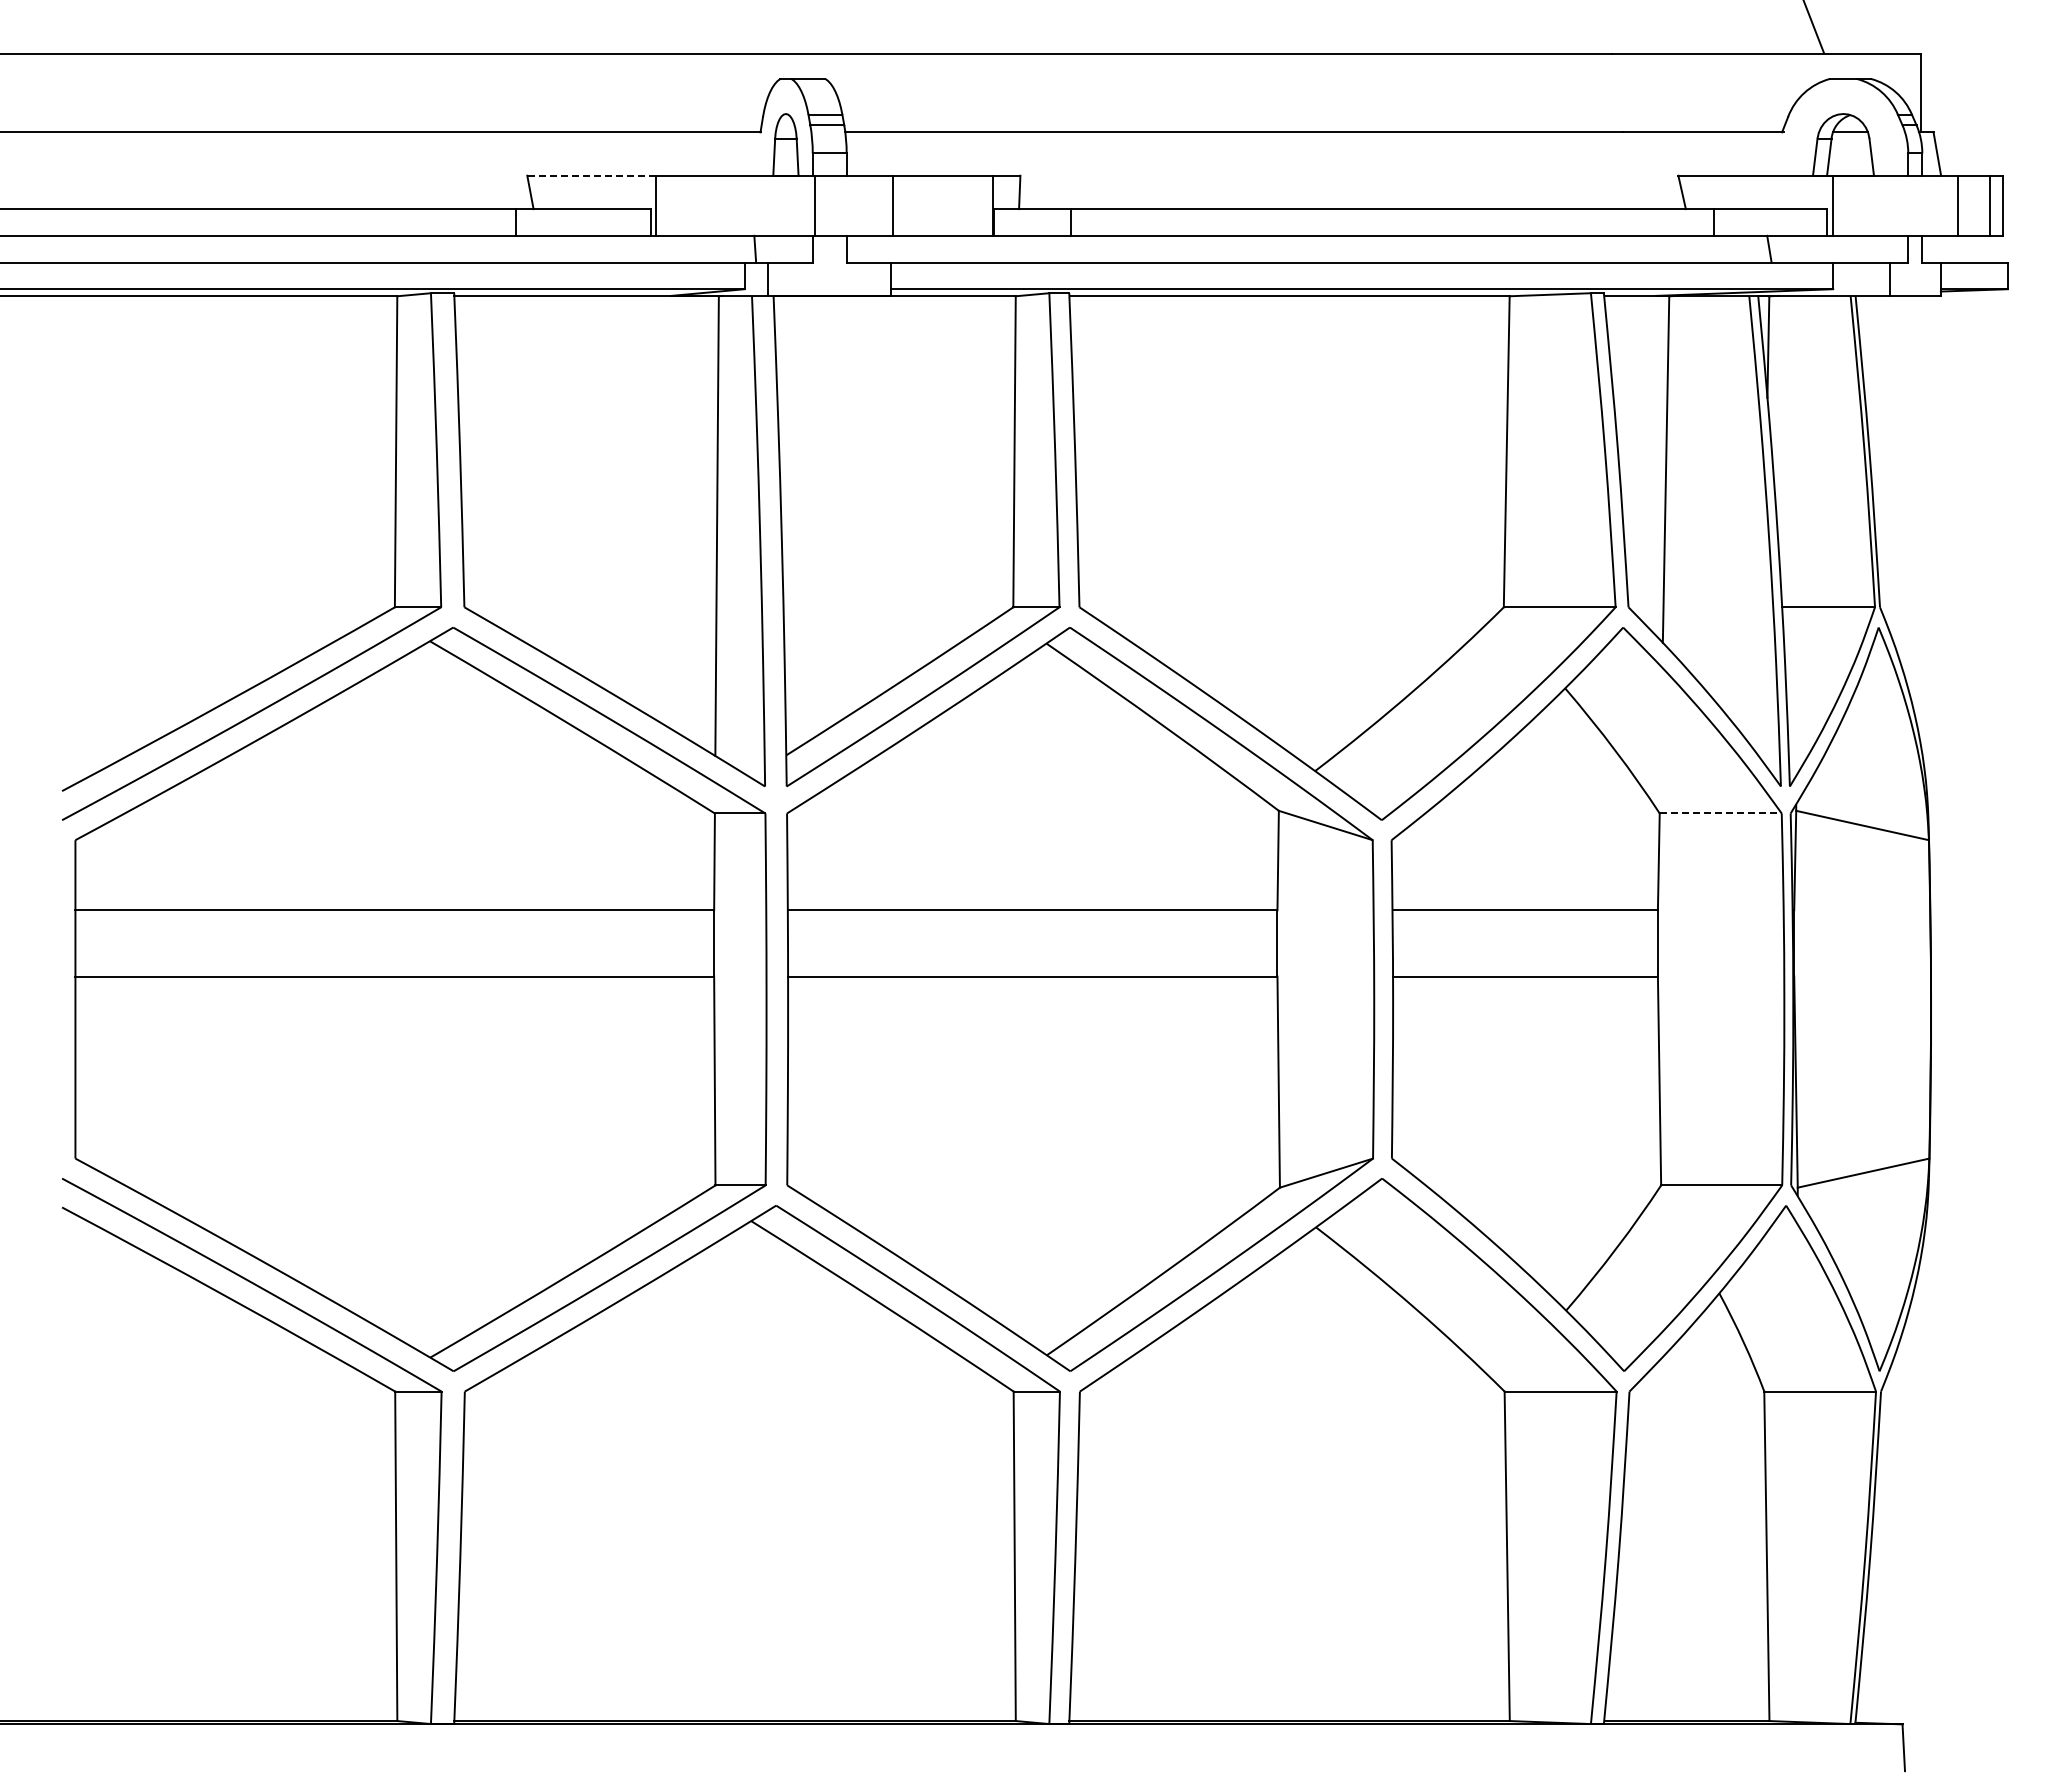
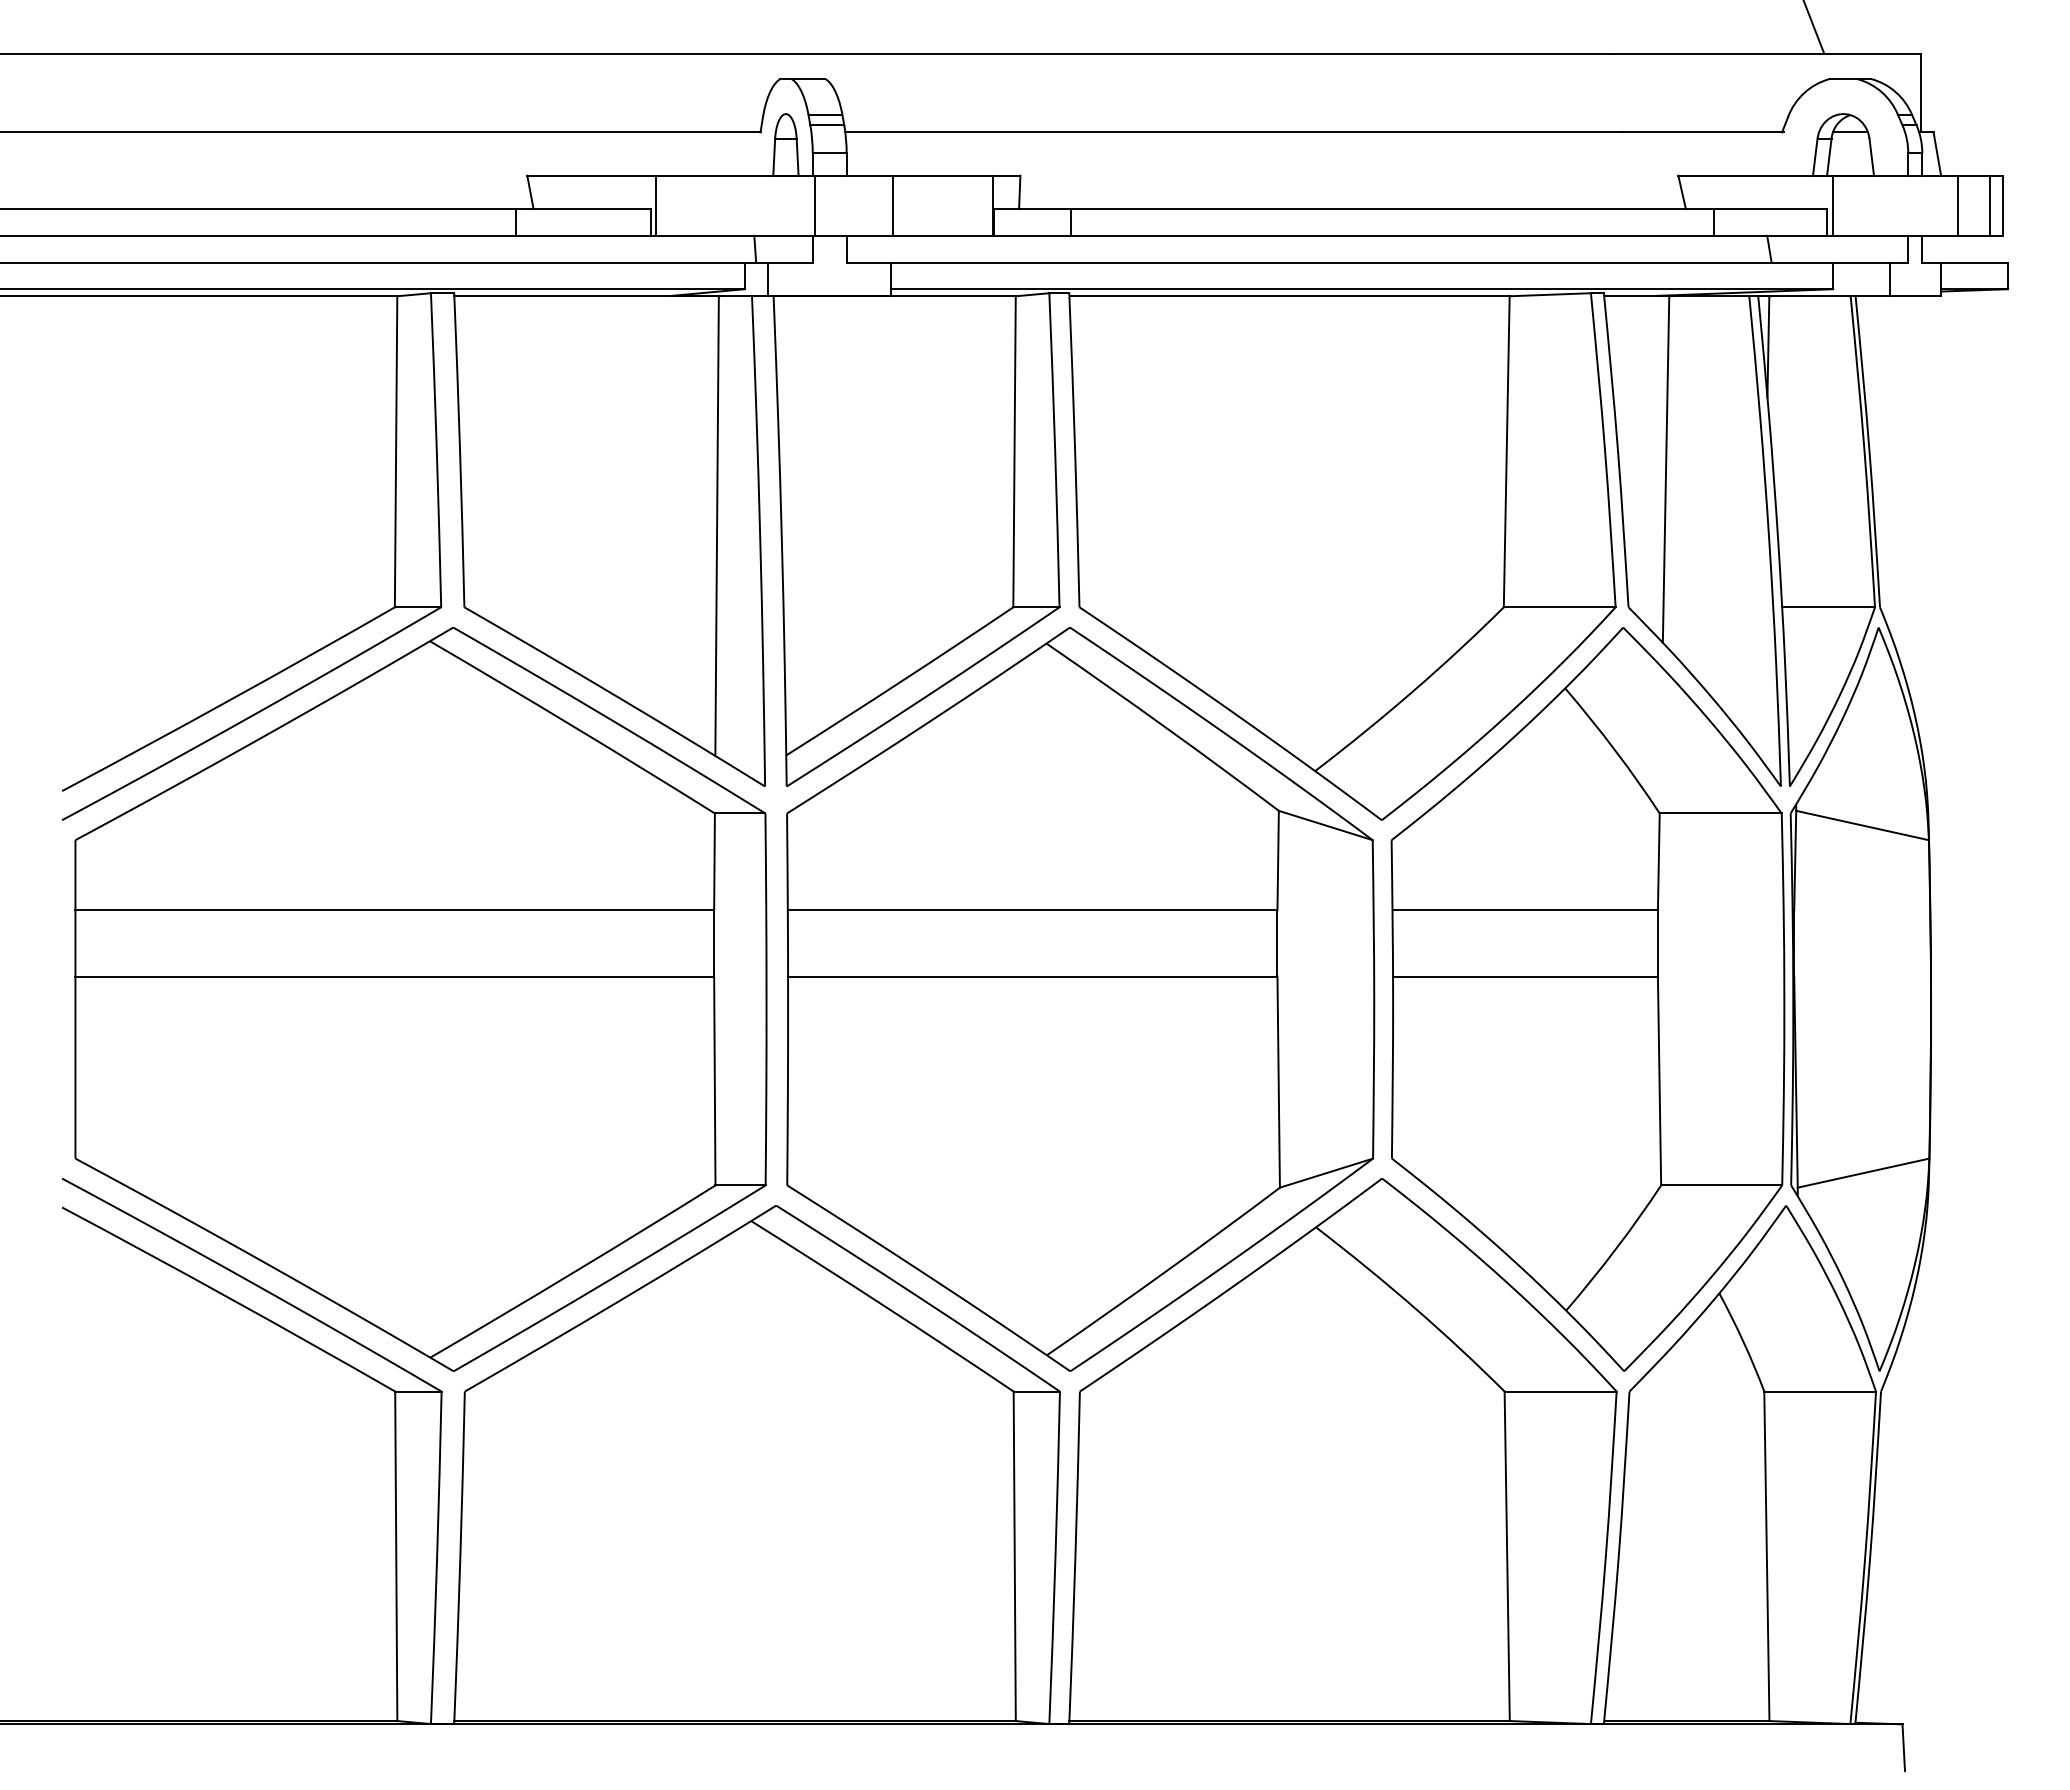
line: dashed -> solid (590, 175)
line: dashed -> solid (1721, 813)
